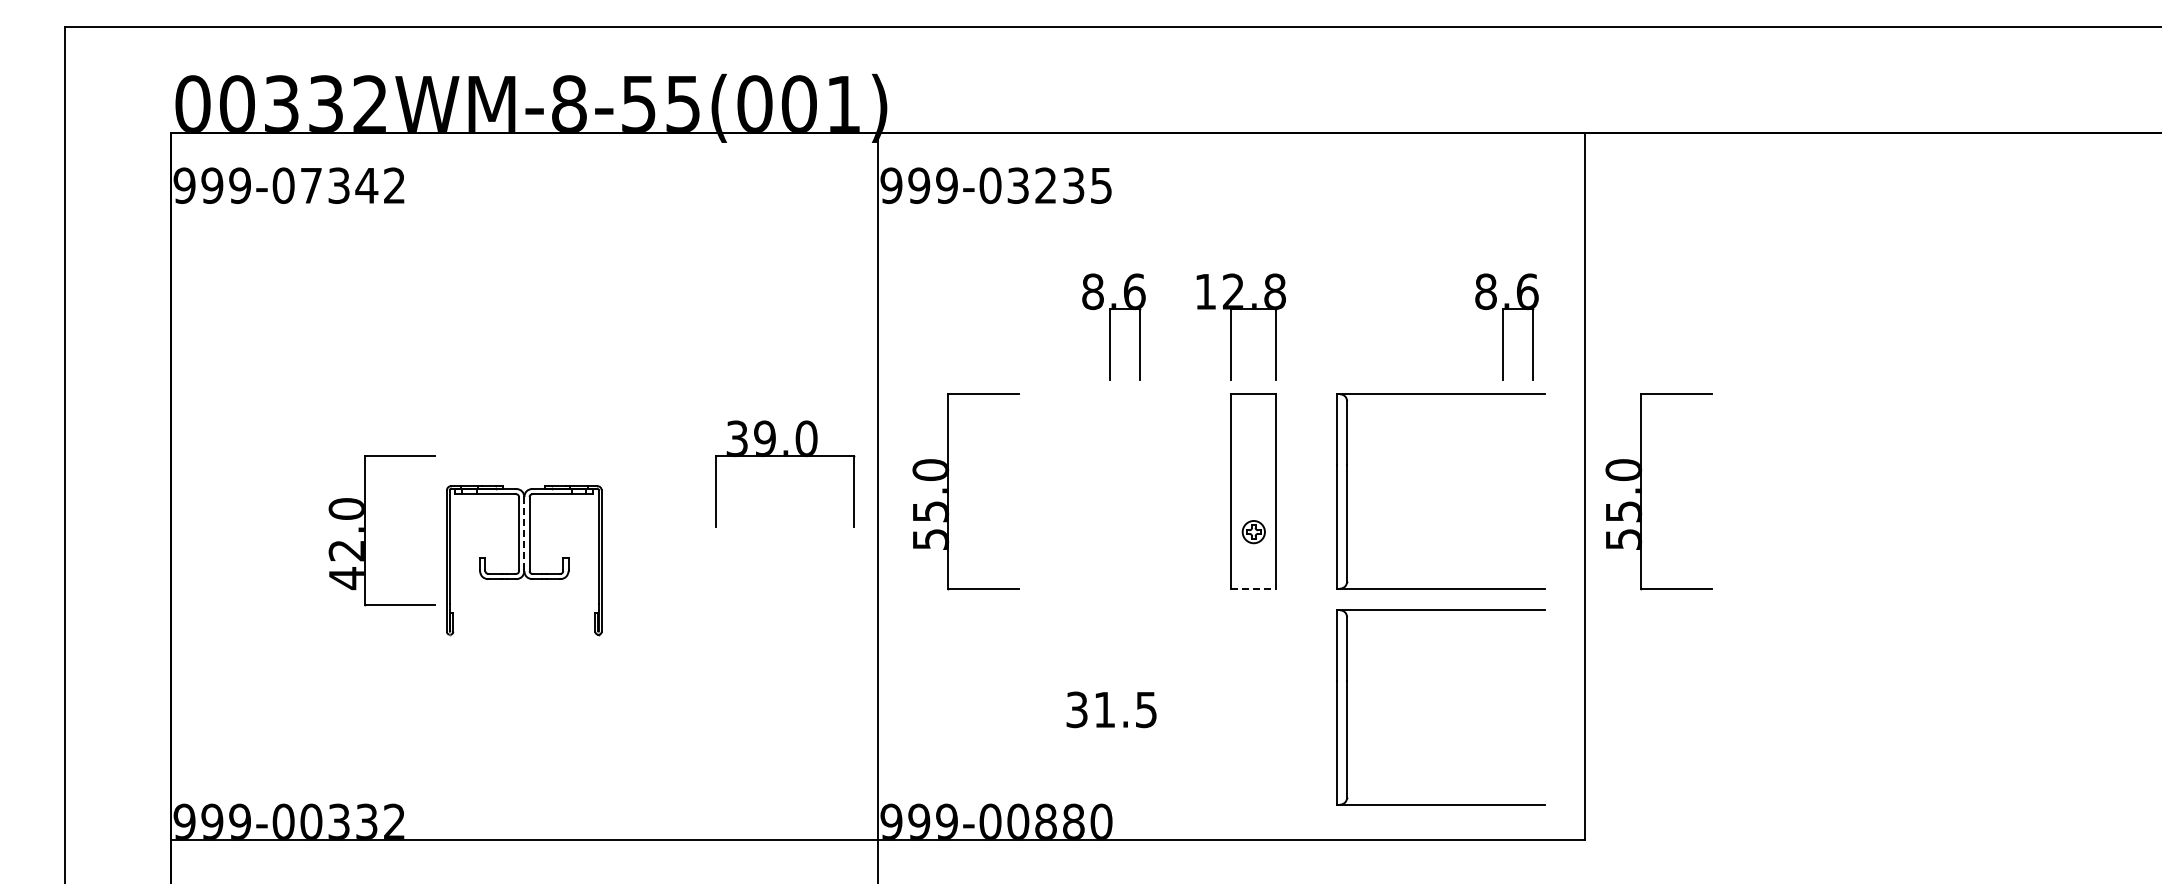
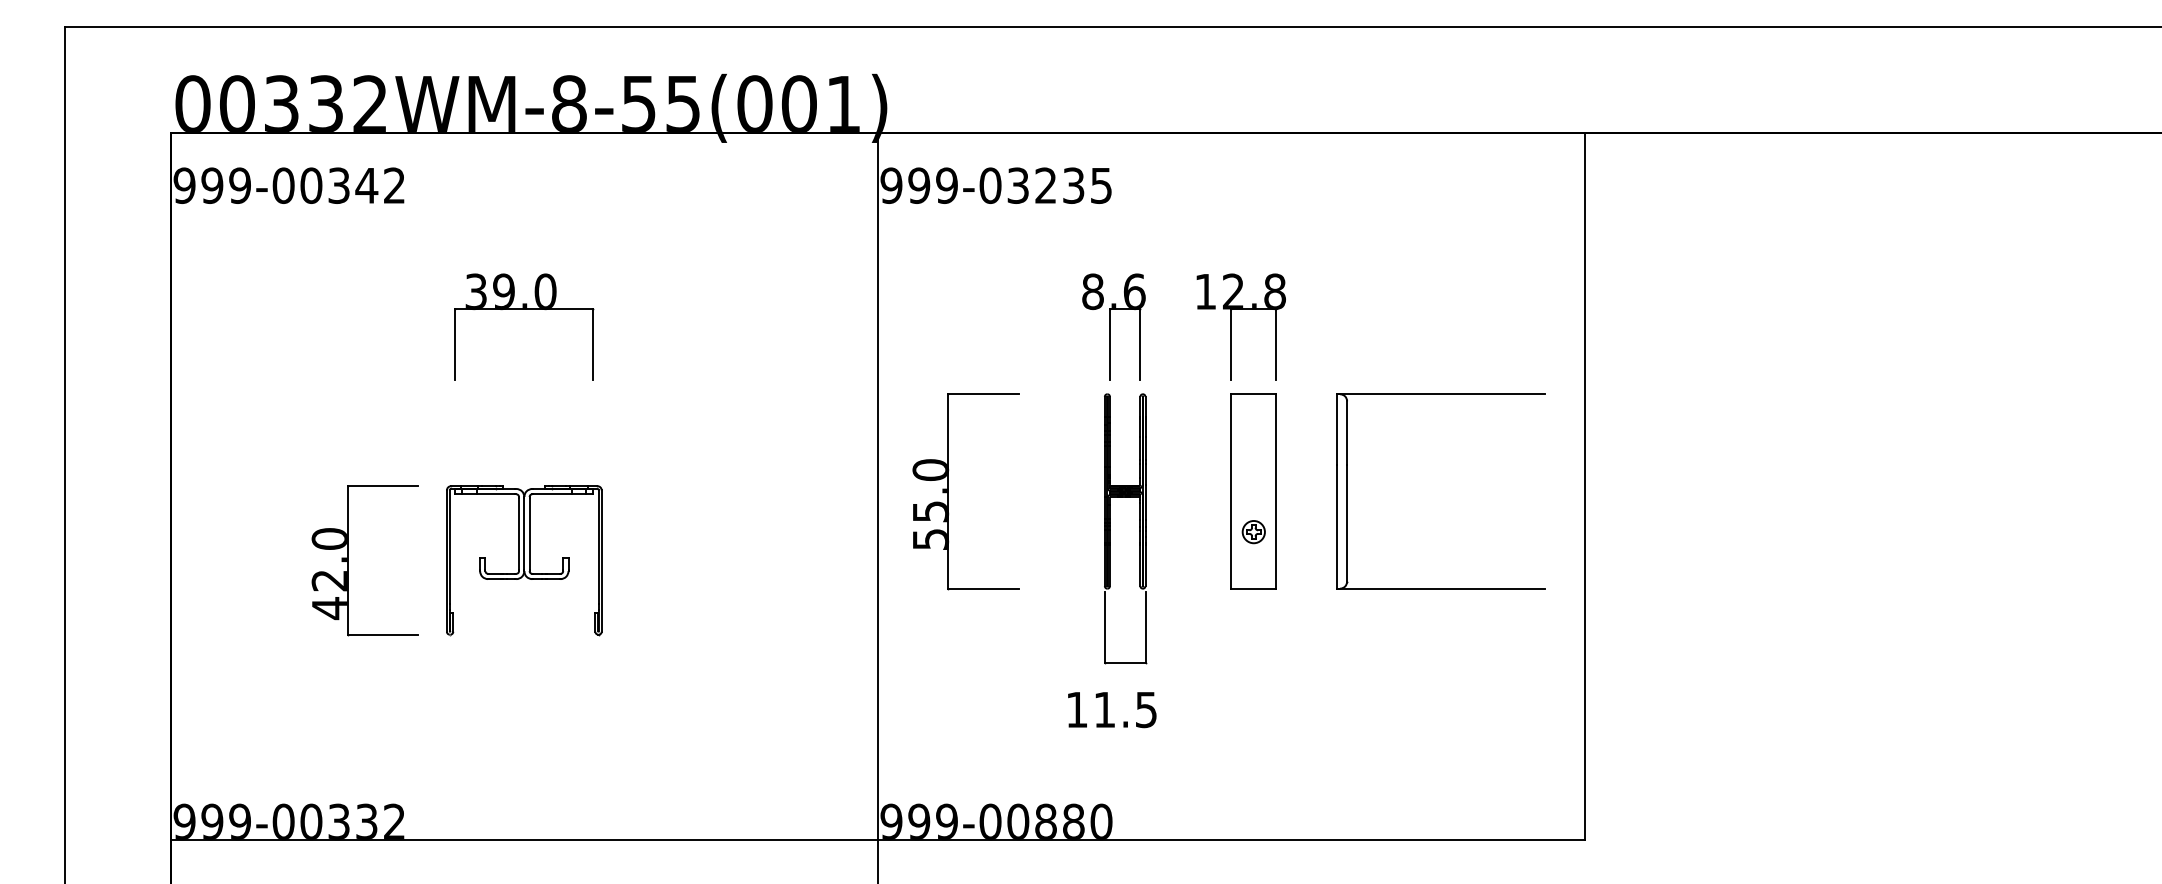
text: 999-07342 -> 999-00342 (311, 185)
part: present -> none (1506, 326)
part position: (785, 456) -> (524, 309) (524, 309)
part: present -> none (1641, 491)
part: none -> present (1139, 528)
part position: (365, 530) -> (348, 560) (348, 560)
line: dashed -> solid (524, 533)
line: dashed -> solid (1253, 588)
part: present -> none (1347, 707)
text: 31.5 -> 11.5 (1076, 709)
